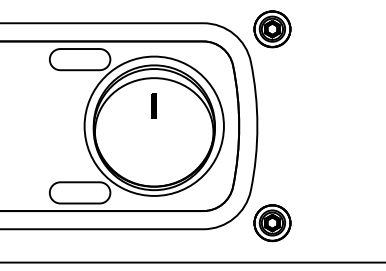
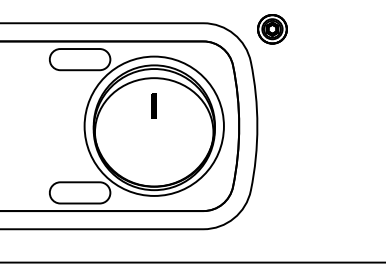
part size: 39x39 px -> 31x31 px (272, 29)
part: present -> none (272, 223)
